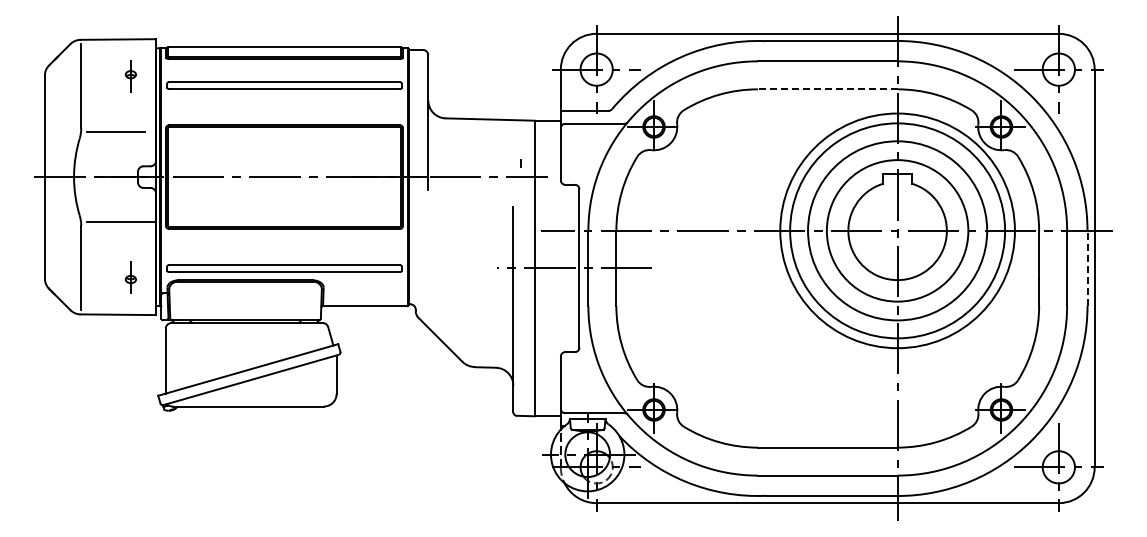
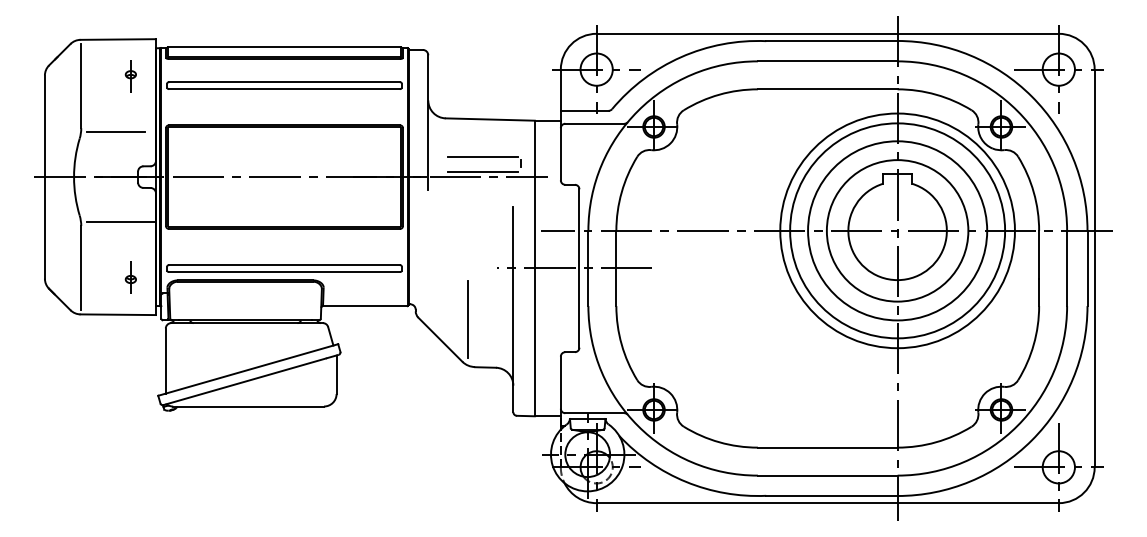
line: dashed -> solid (827, 89)
line: none -> present (482, 156)
line: none -> present (482, 171)
line: dashed -> solid (1087, 268)
line: none -> present (467, 319)
